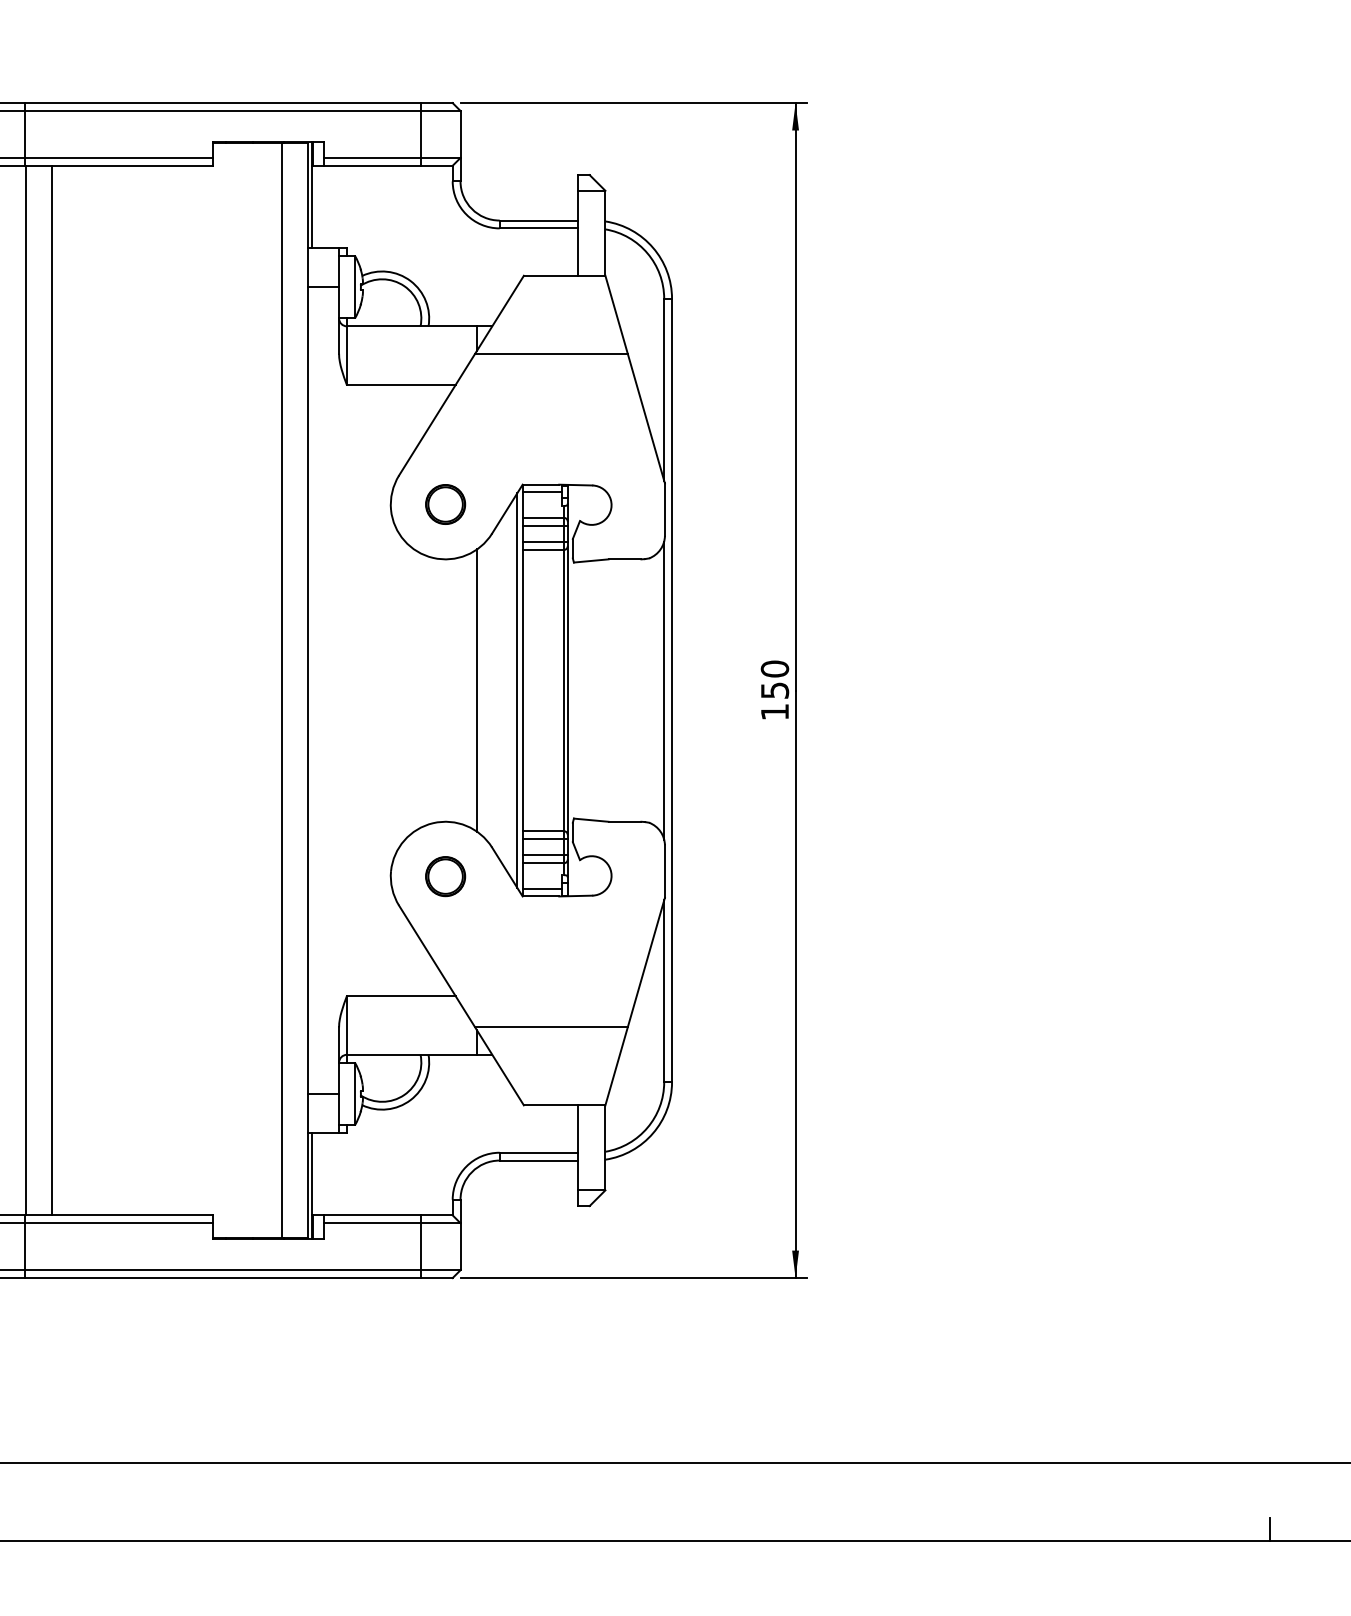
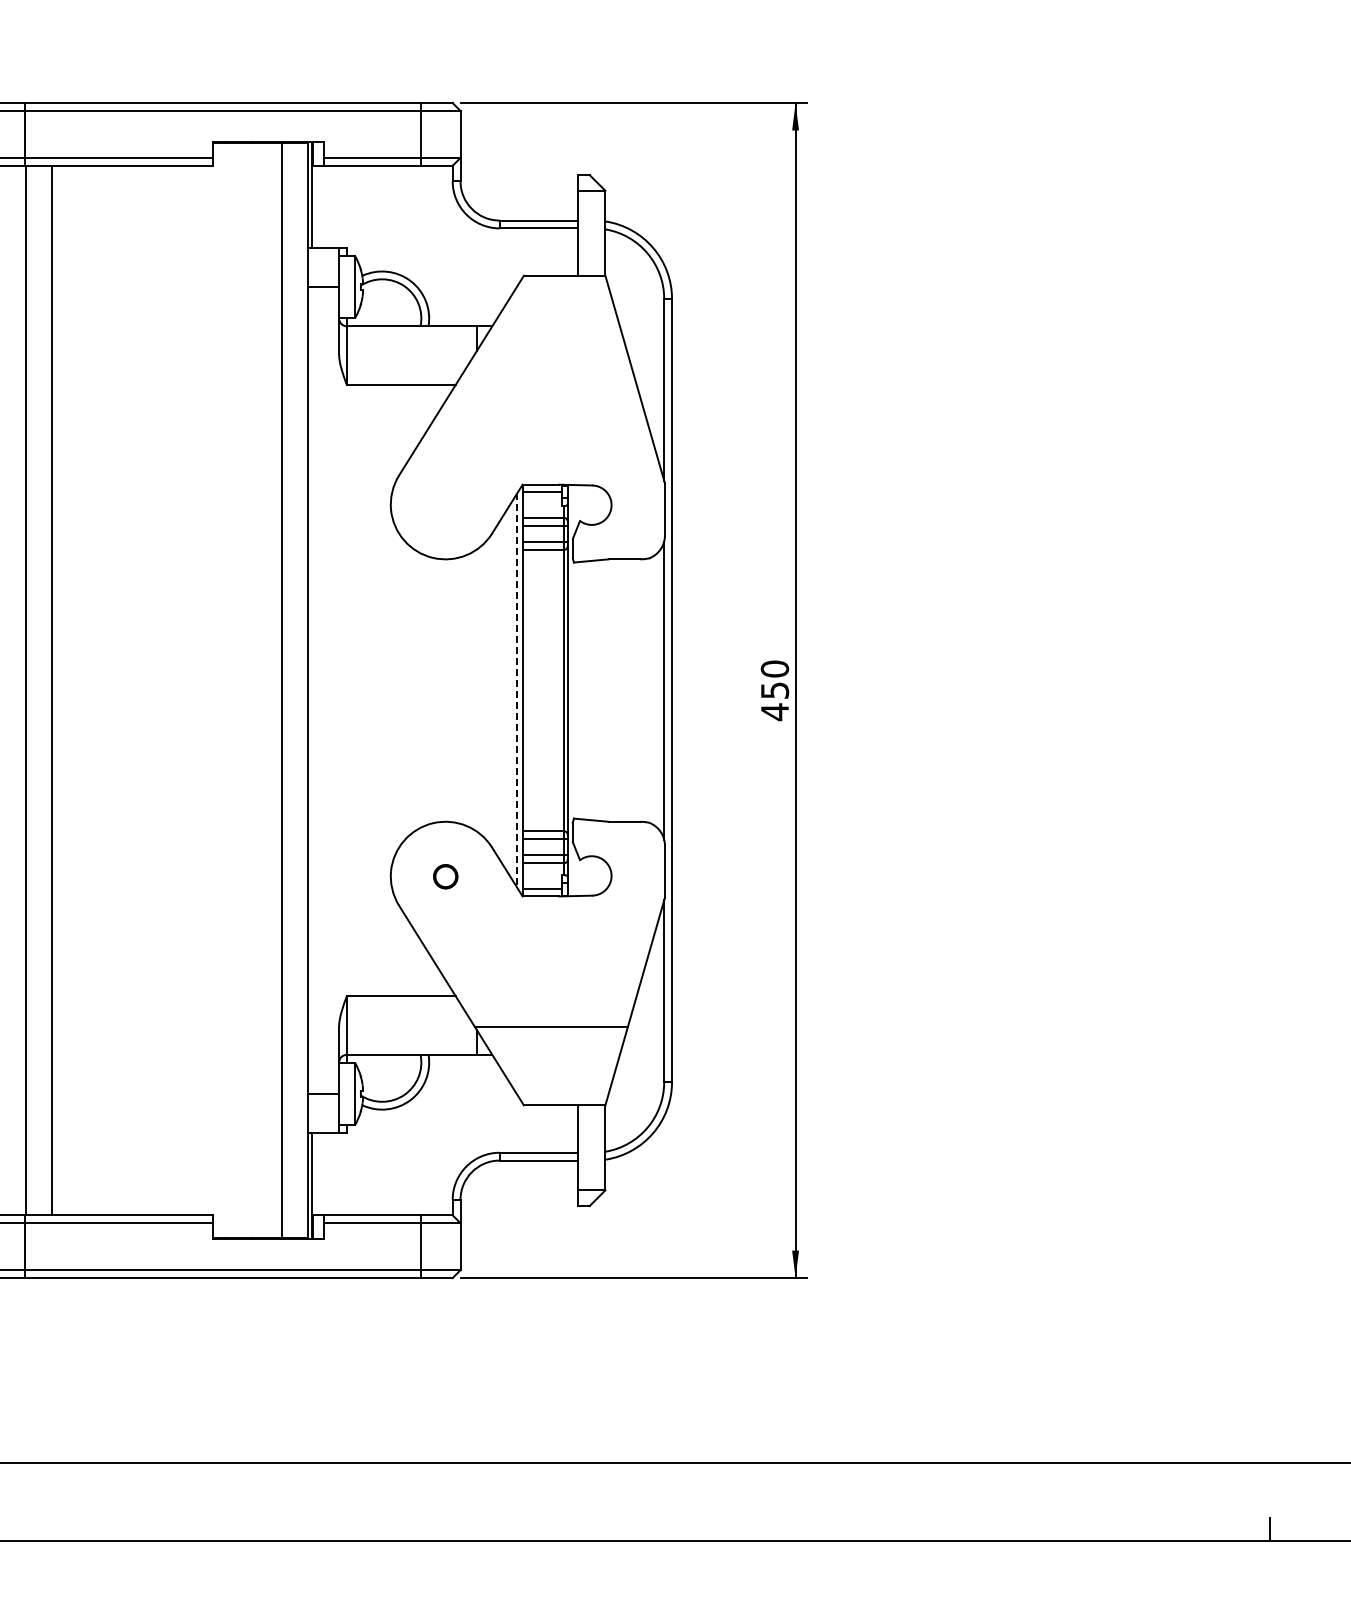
line: present -> none (550, 354)
part: present -> none (445, 504)
line: present -> none (476, 690)
line: solid -> dashed (517, 691)
text: 150 -> 450 (774, 712)
part size: 42x42 px -> 26x26 px (445, 876)
